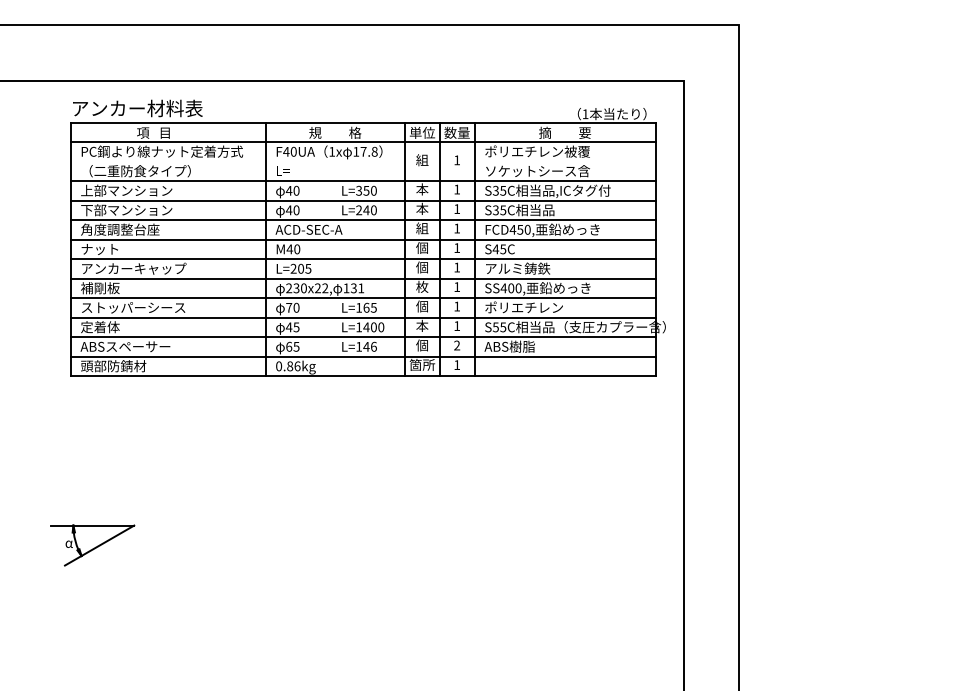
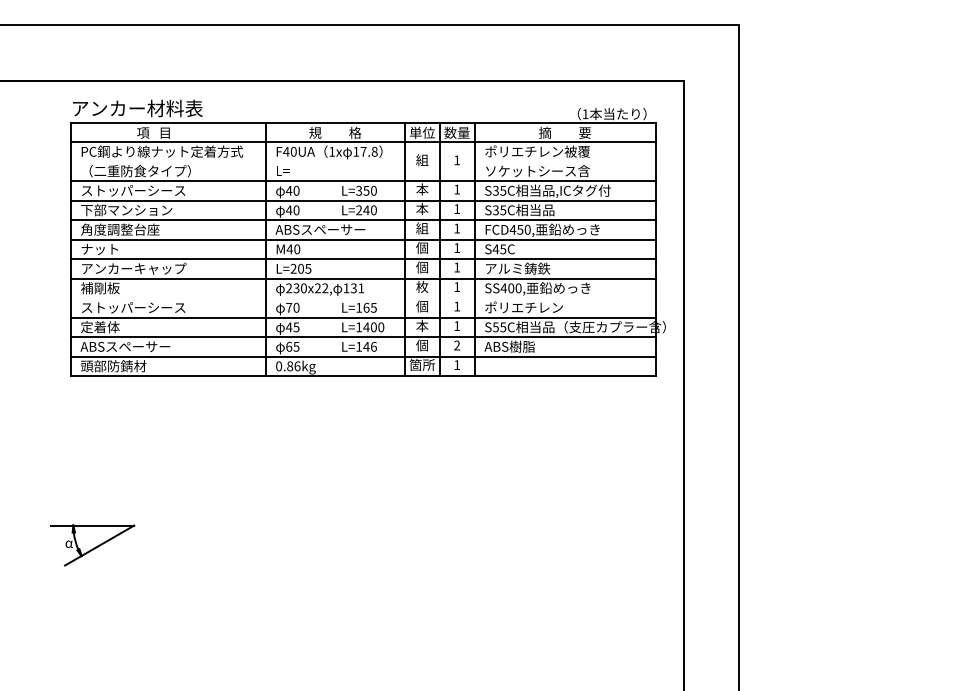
text: 上部マンション -> ストッパーシース (133, 190)
text: ACD-SEC-A -> ABSスペーサー (324, 229)
line: present -> none (362, 298)
